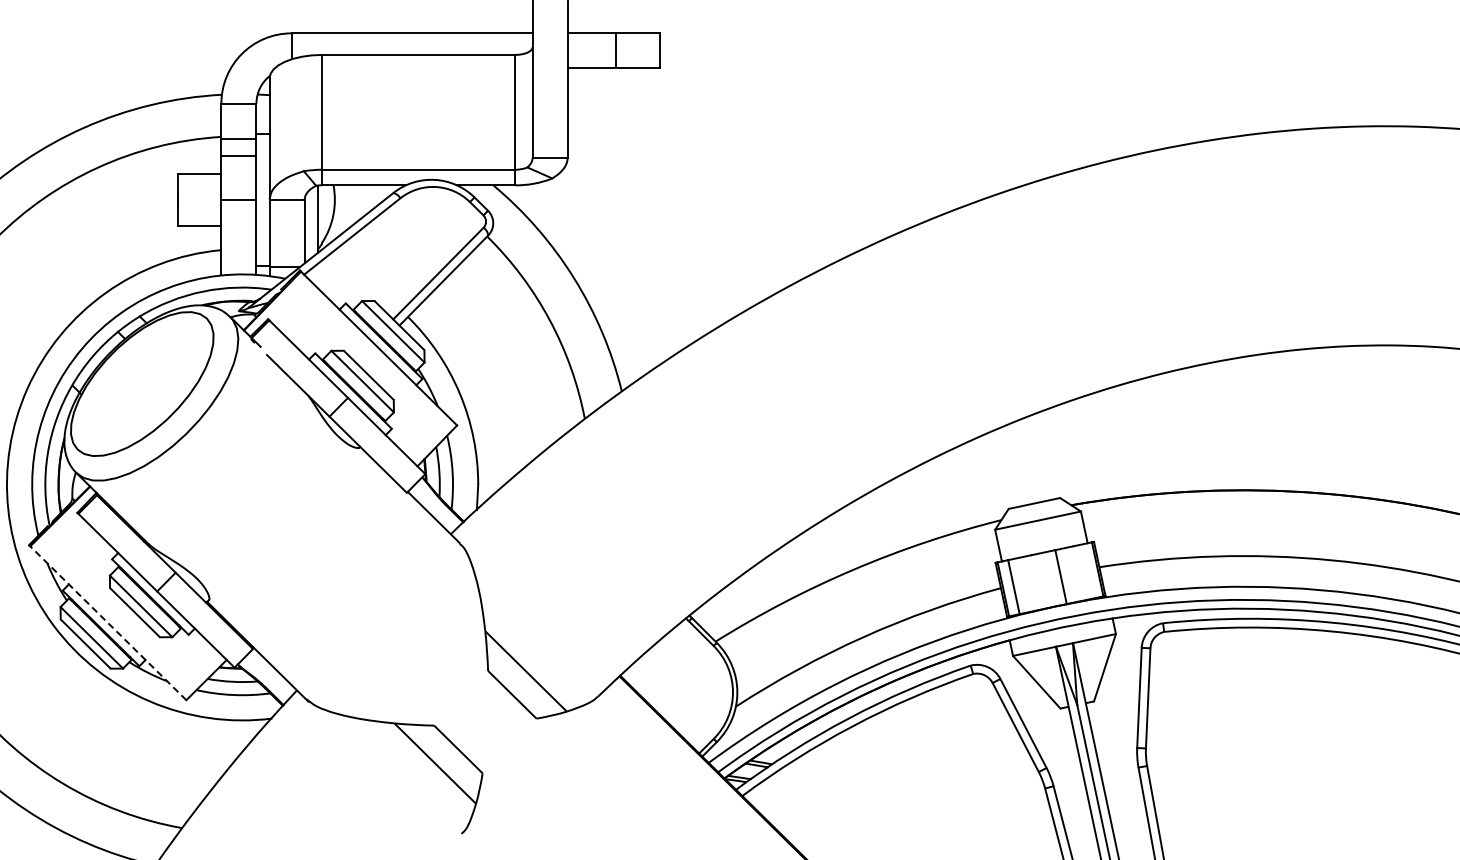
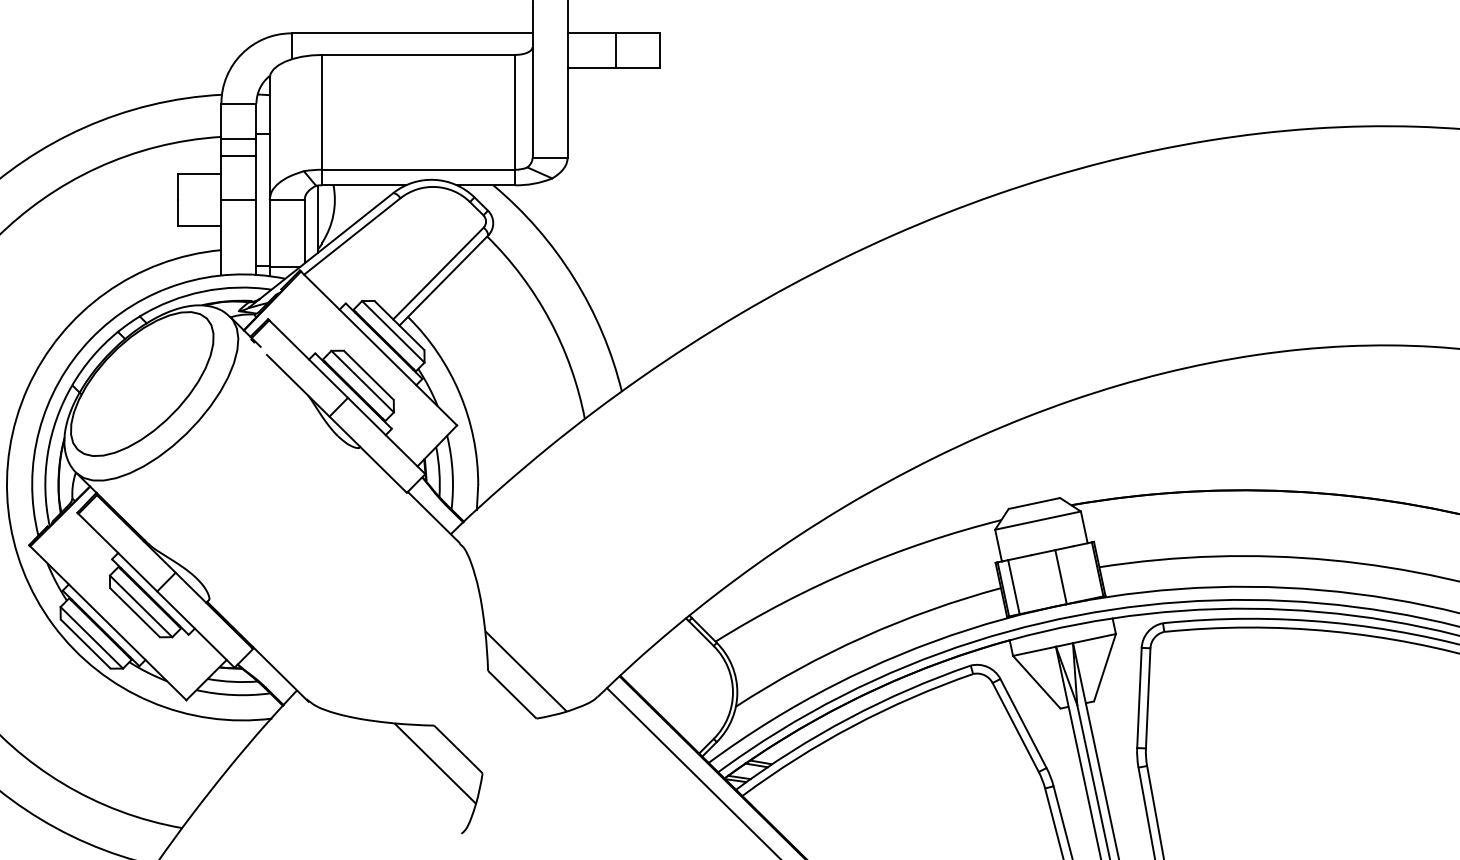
line: dashed -> solid (108, 623)
line: none -> present (692, 772)
